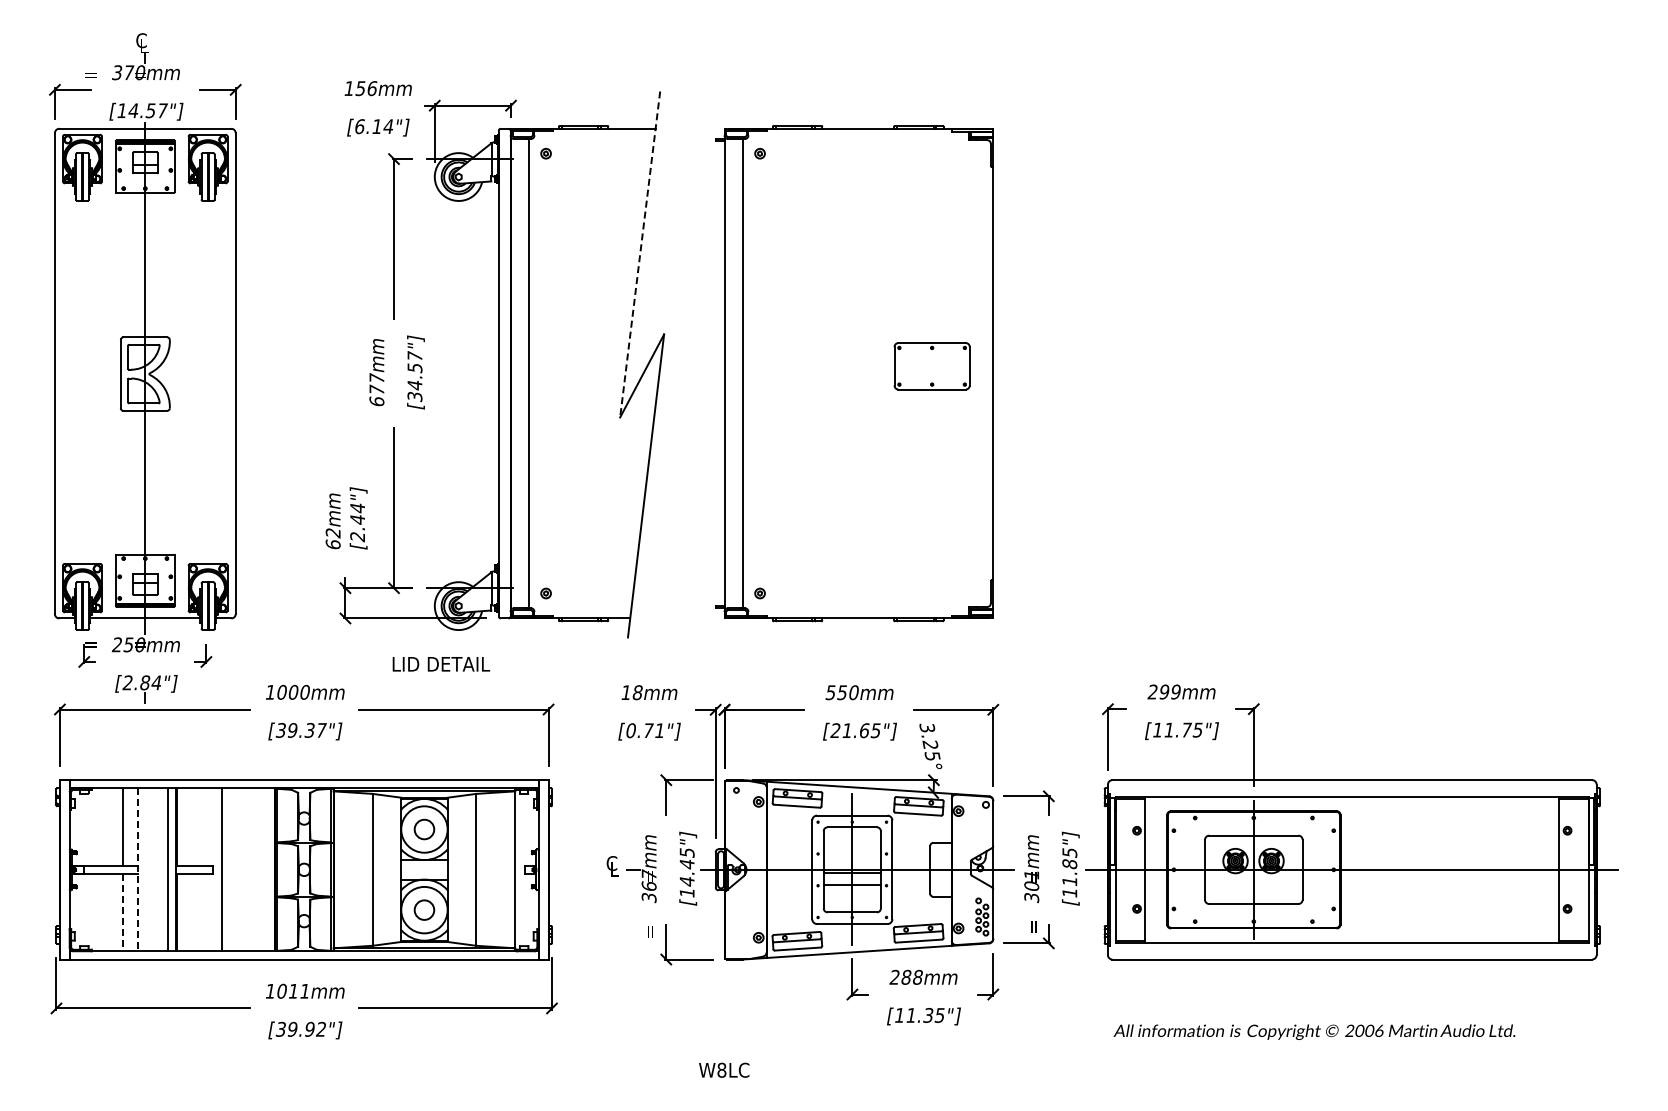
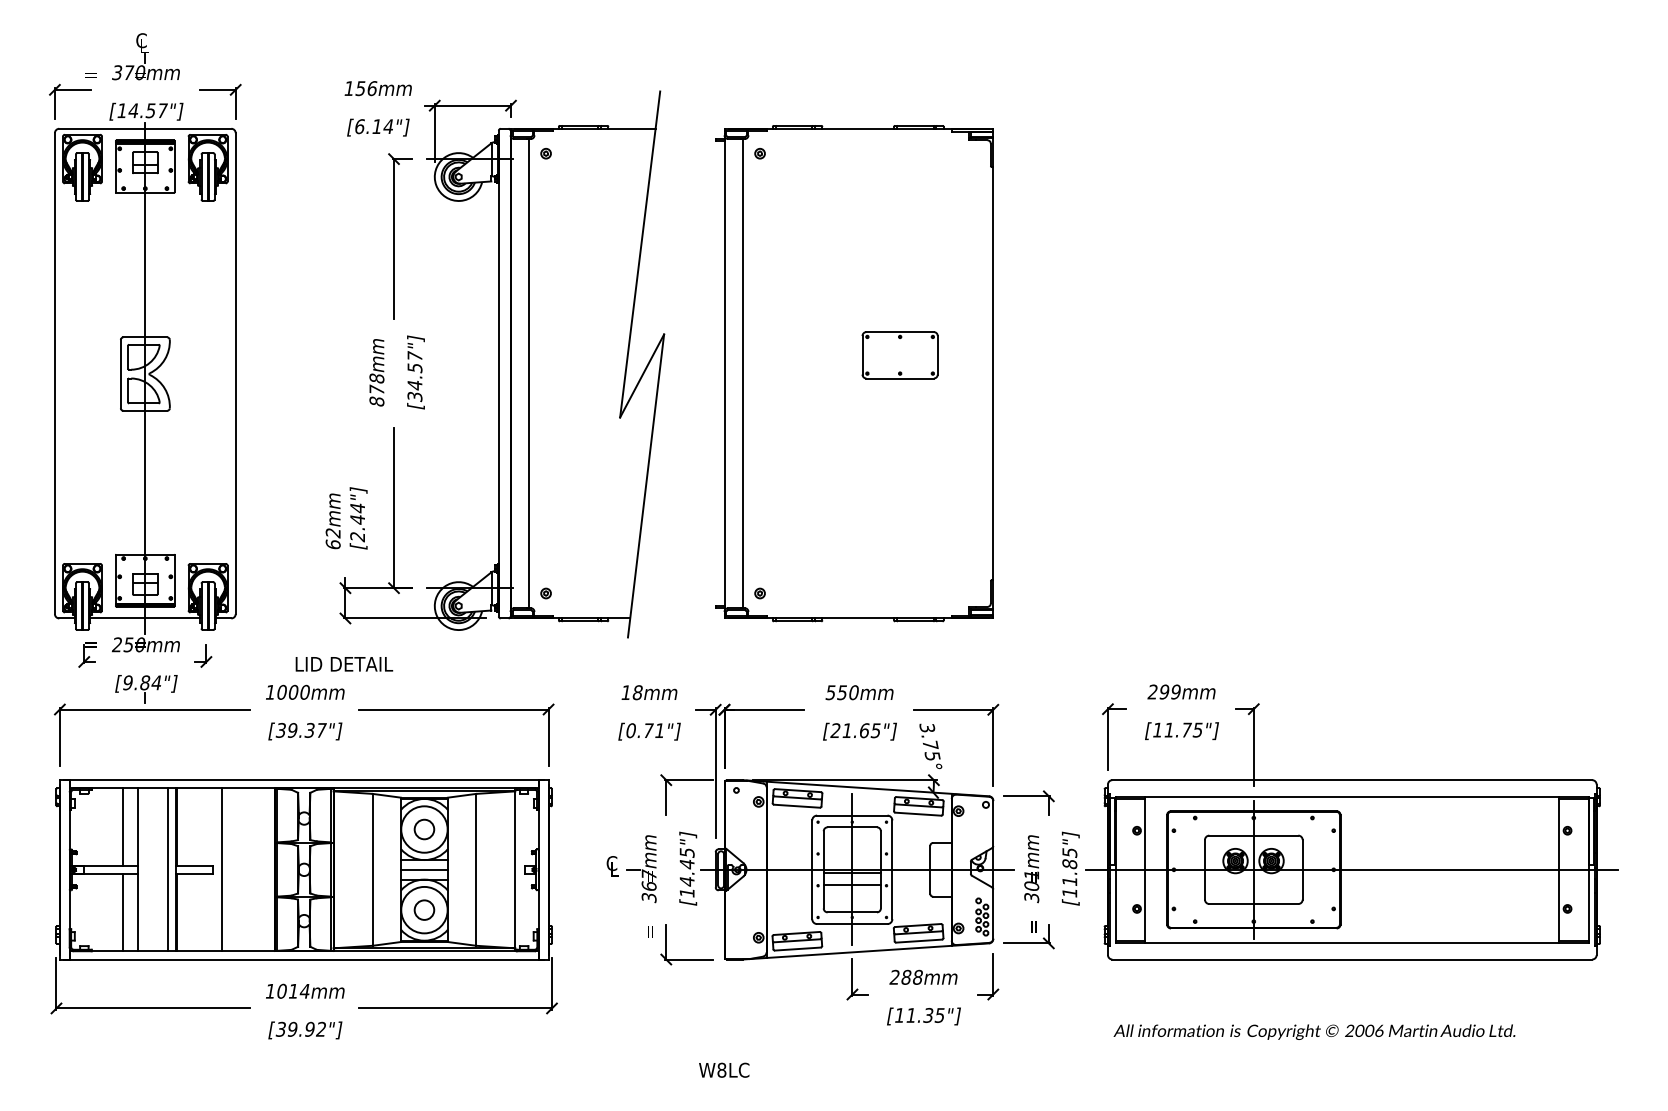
line: dashed -> solid (640, 254)
part position: (931, 366) -> (899, 355) (899, 355)
text: 677mm -> 878mm (376, 389)
text position: (441, 664) -> (344, 664) (344, 664)
text: [2.84"] -> [9.84"] (127, 682)
text: 3.25° -> 3.75° (930, 744)
line: none -> present (424, 869)
line: dashed -> solid (137, 870)
line: dashed -> solid (122, 912)
text: 1011mm -> 1014mm (304, 991)
